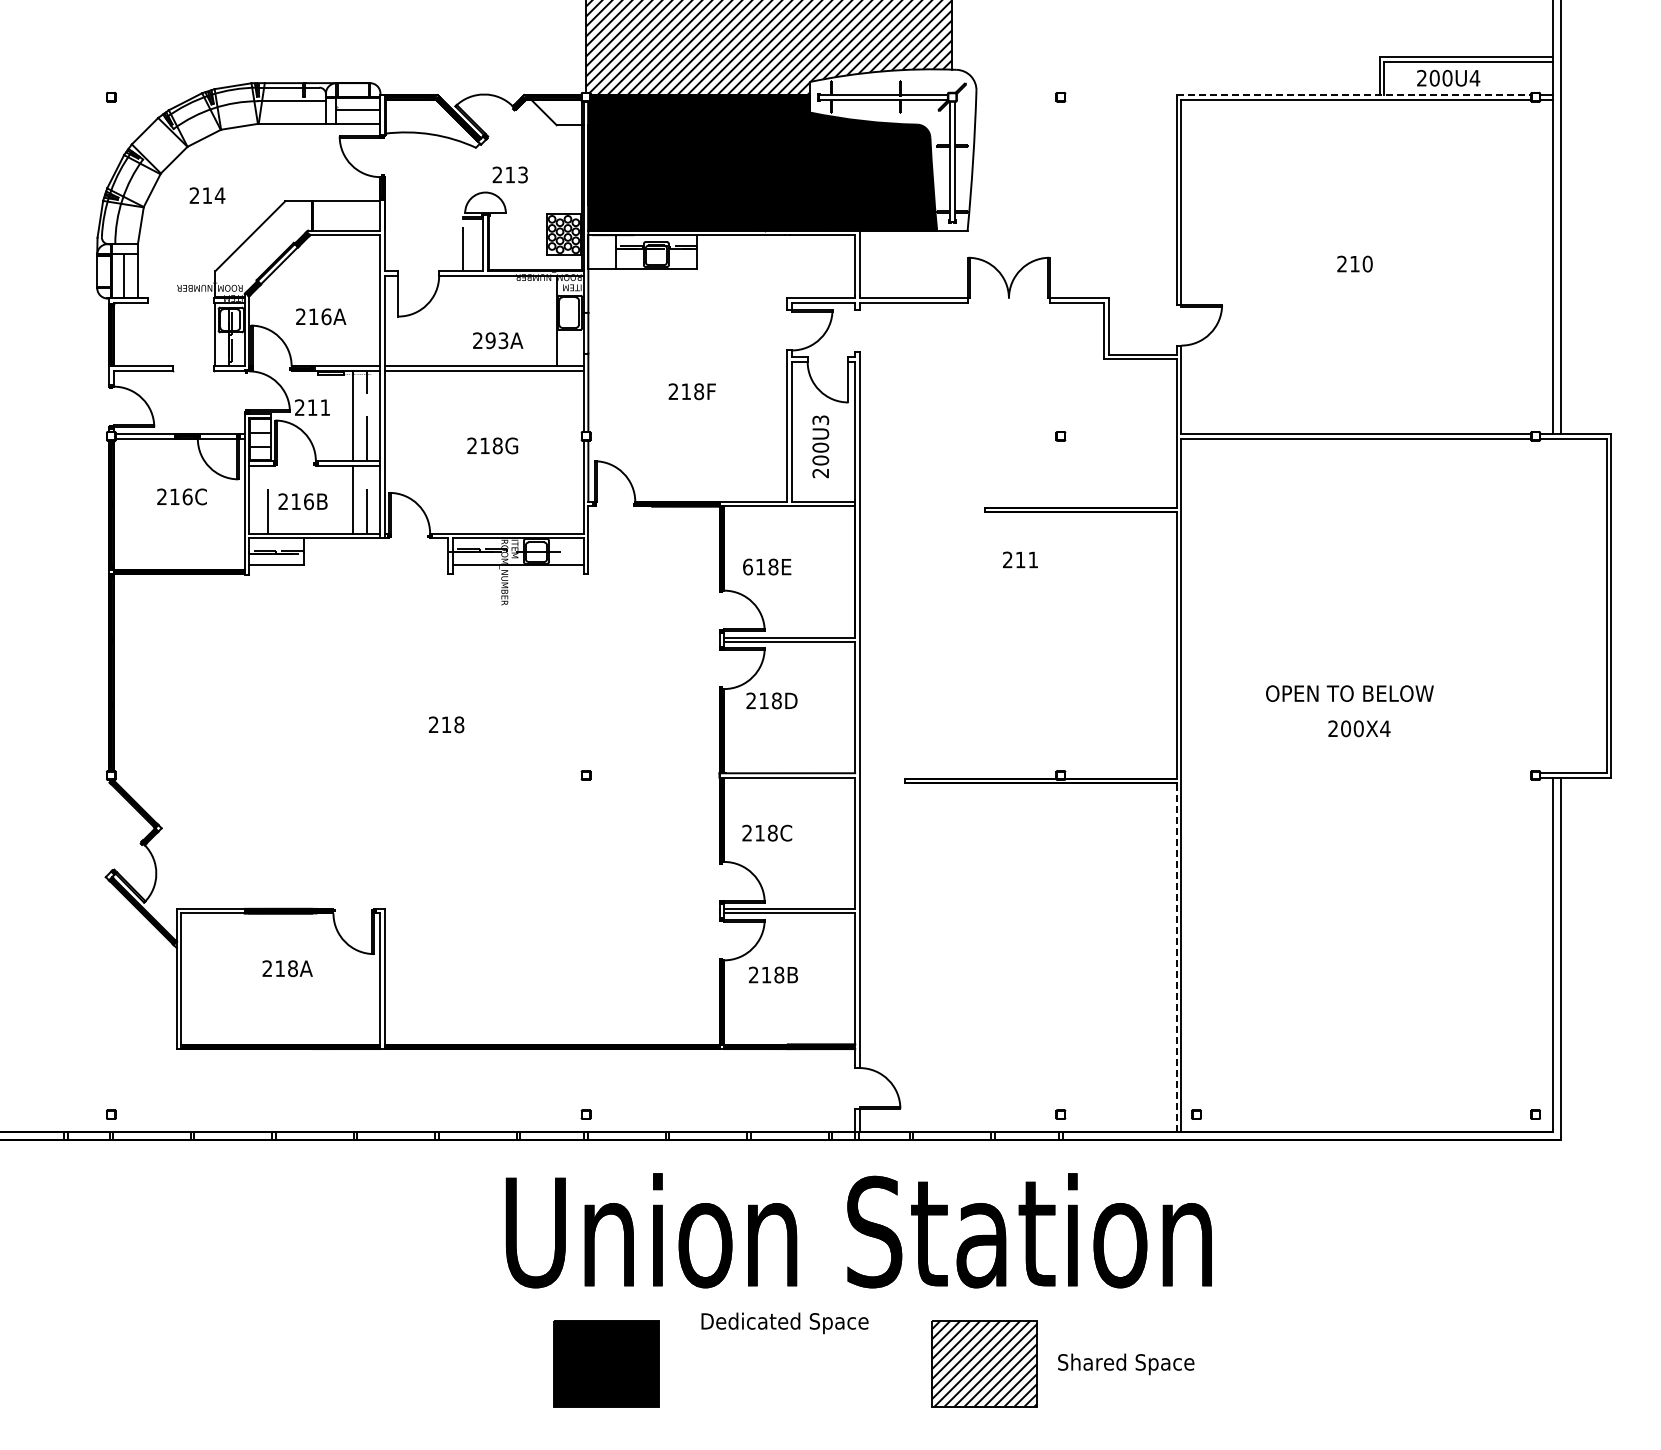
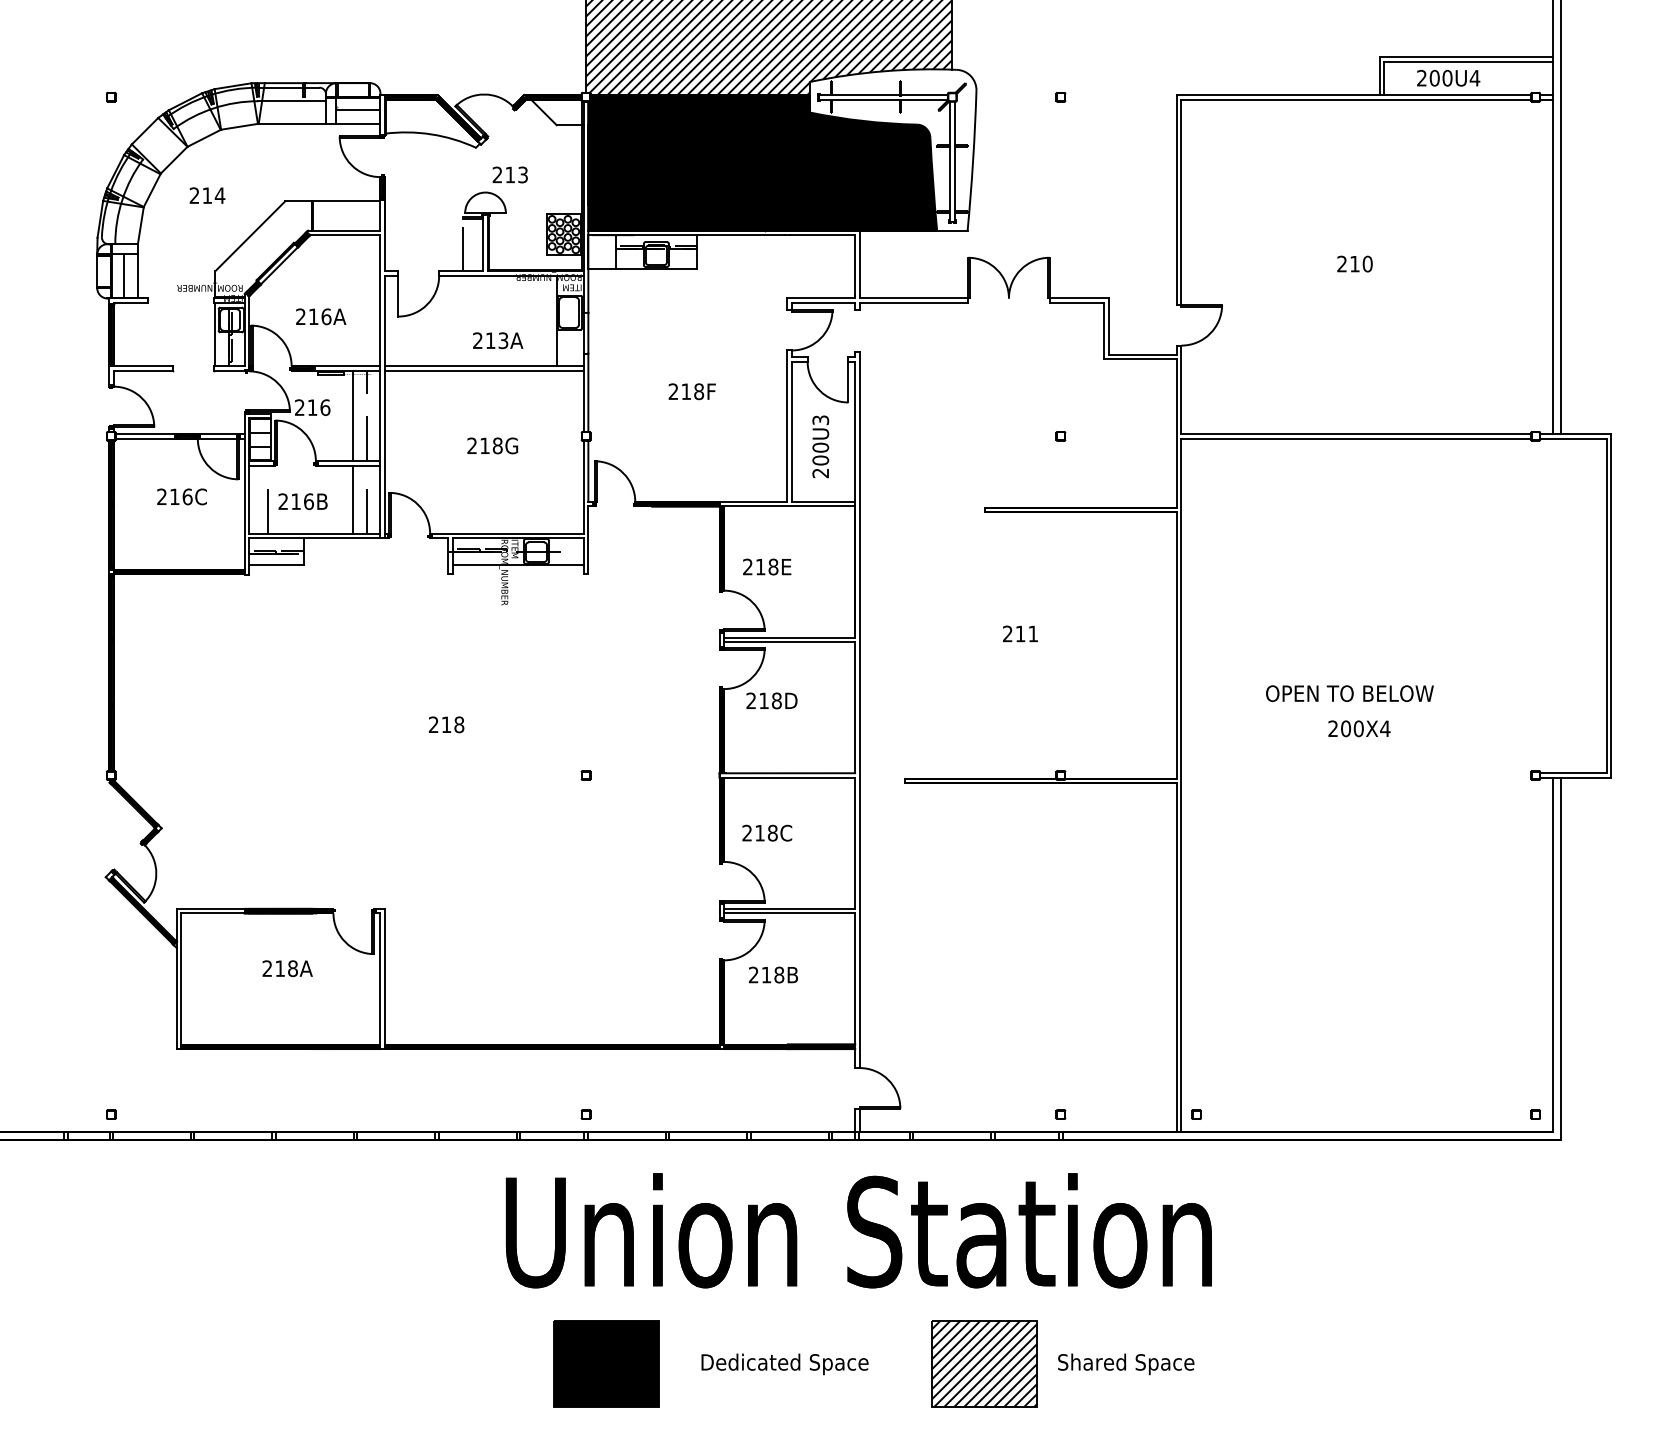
line: dashed -> solid (1354, 95)
text: 293A -> 213A (490, 340)
text: 211 -> 216 (325, 407)
text position: (1020, 559) -> (1020, 633) (1020, 633)
text: 618E -> 218E (747, 566)
line: dashed -> solid (1176, 957)
text position: (784, 1323) -> (784, 1364) (784, 1364)
